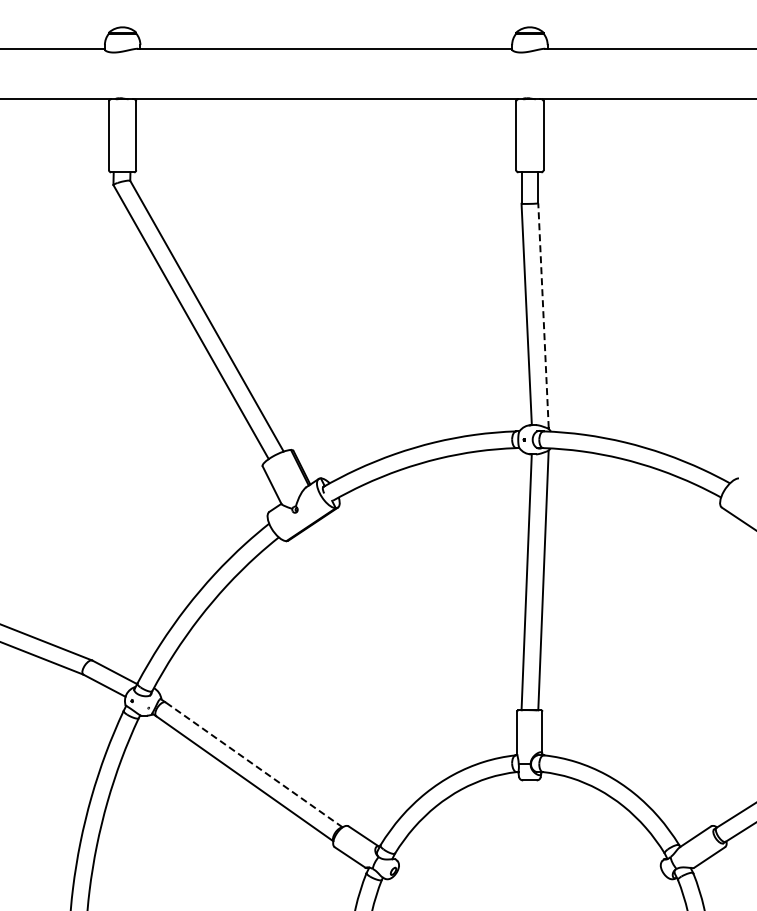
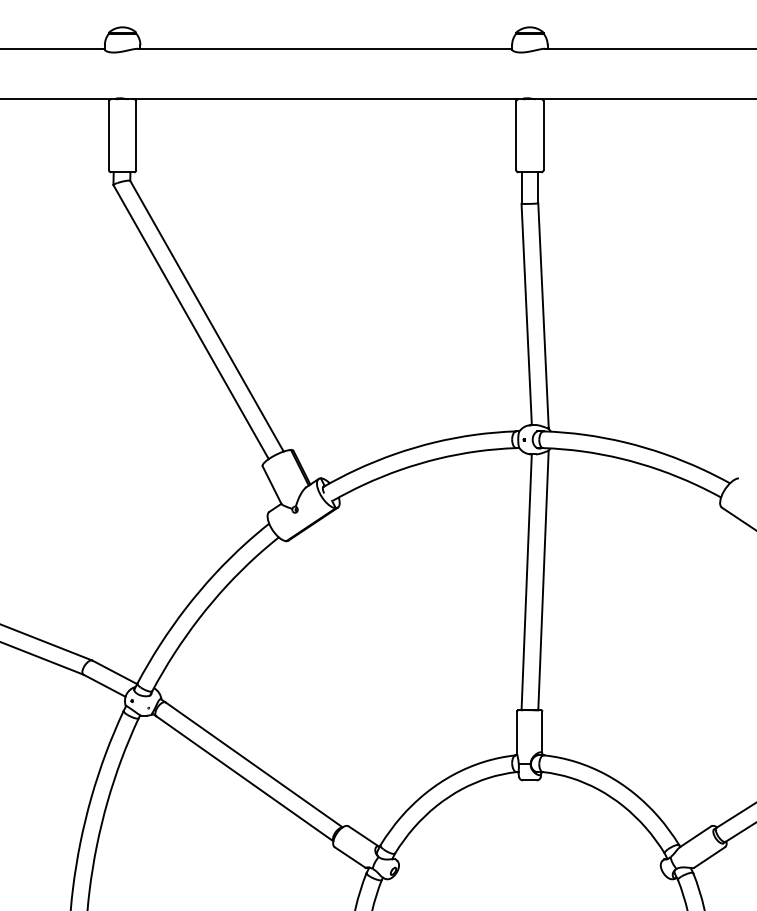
line: dashed -> solid (543, 315)
line: dashed -> solid (253, 764)
